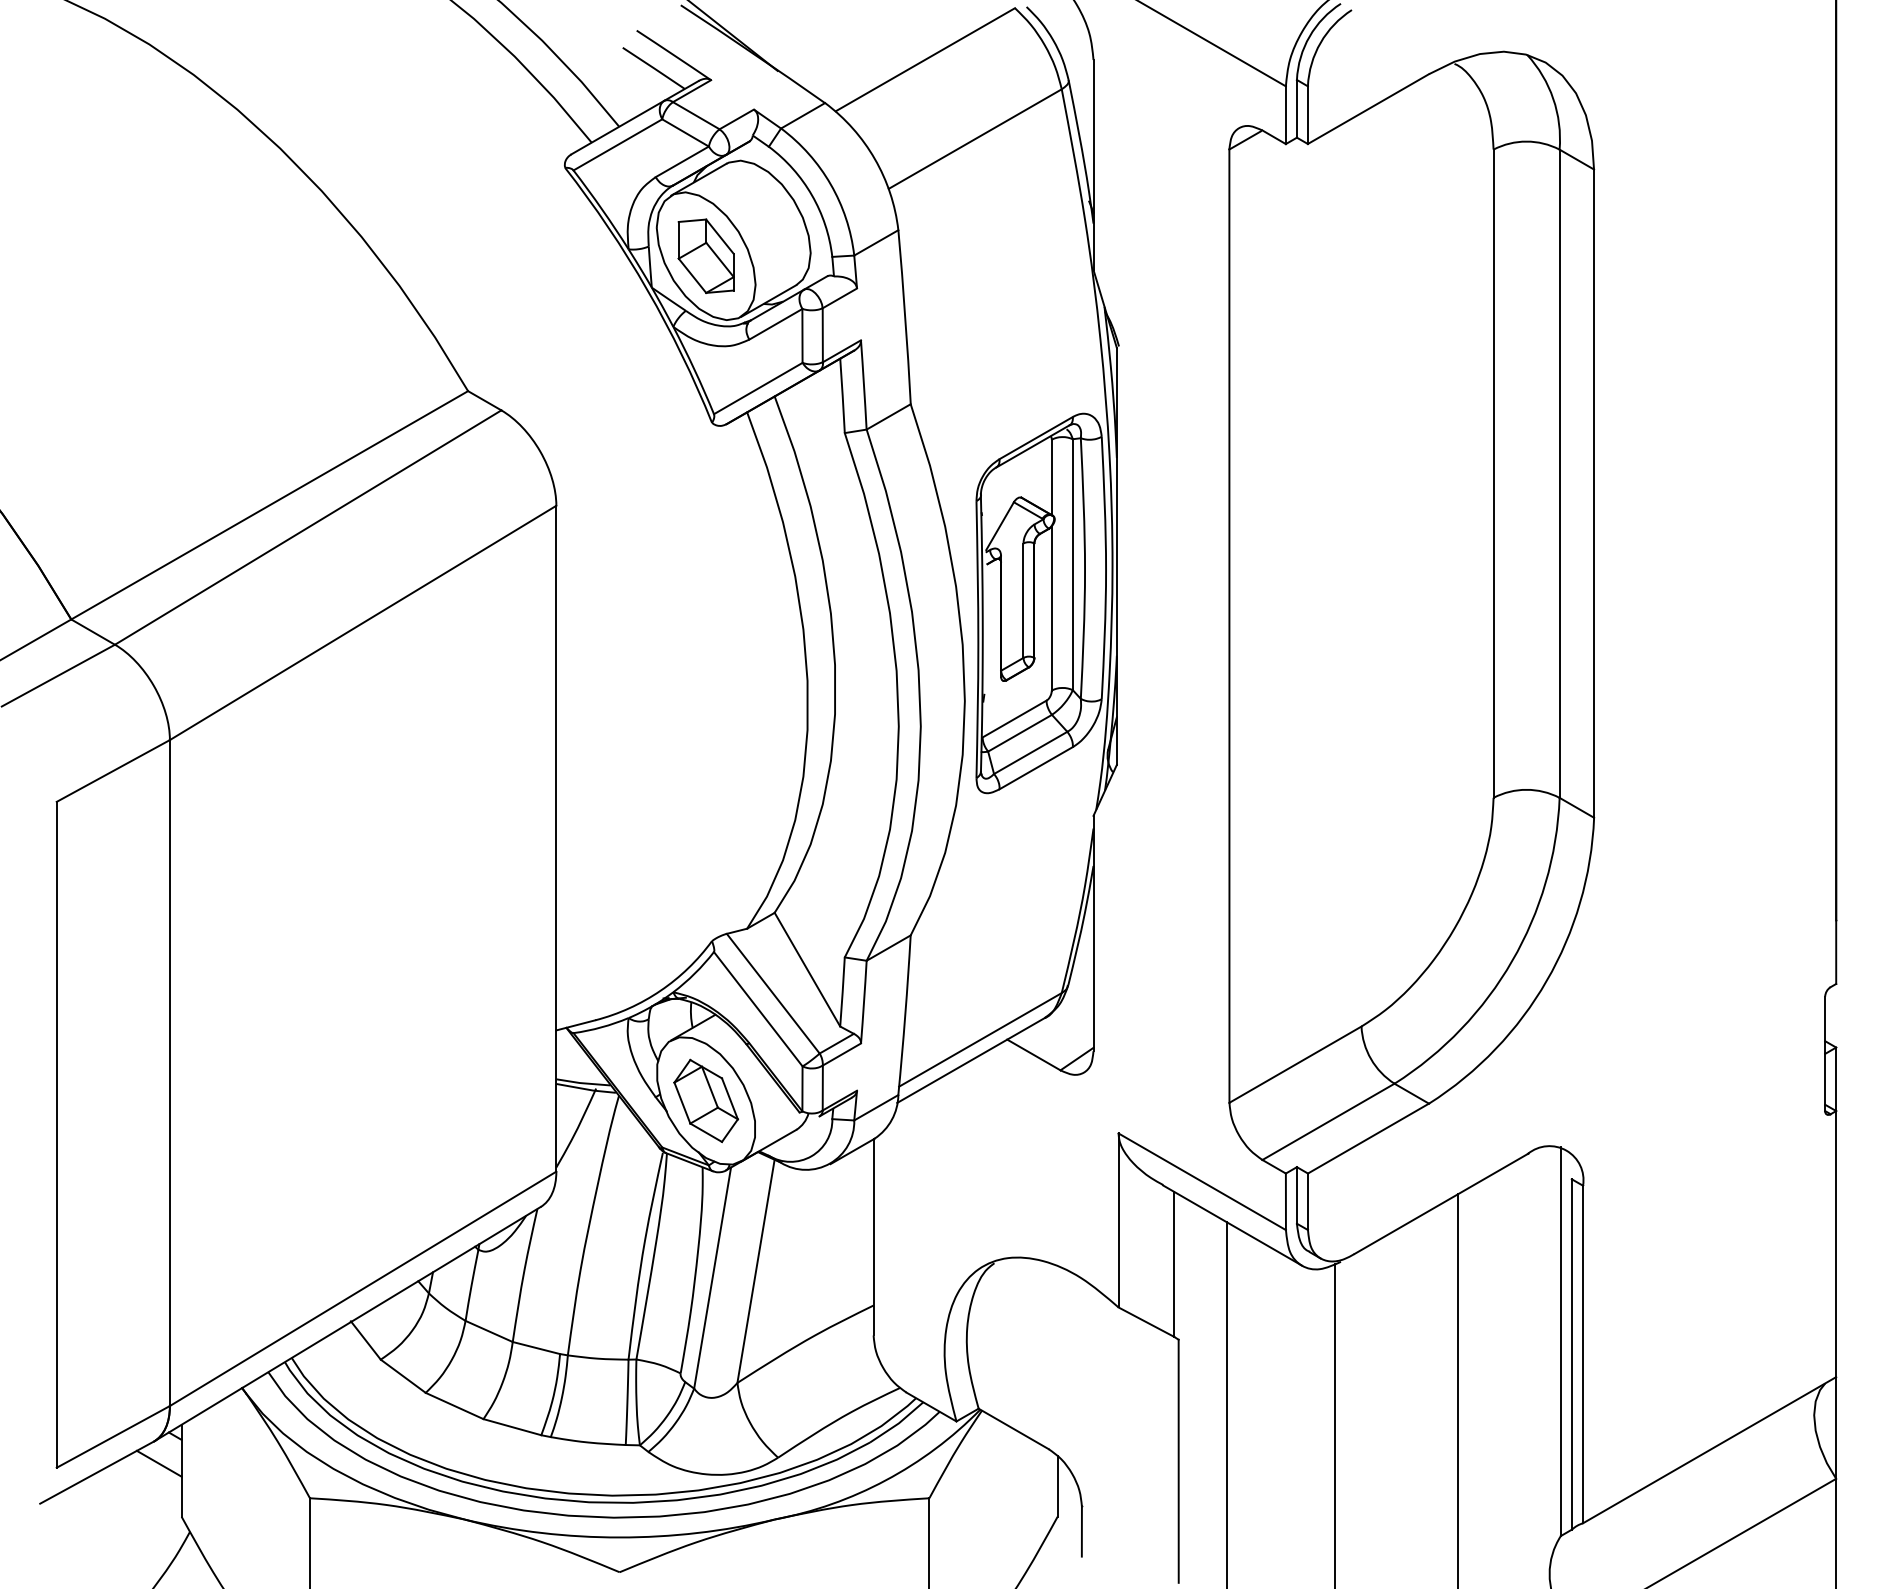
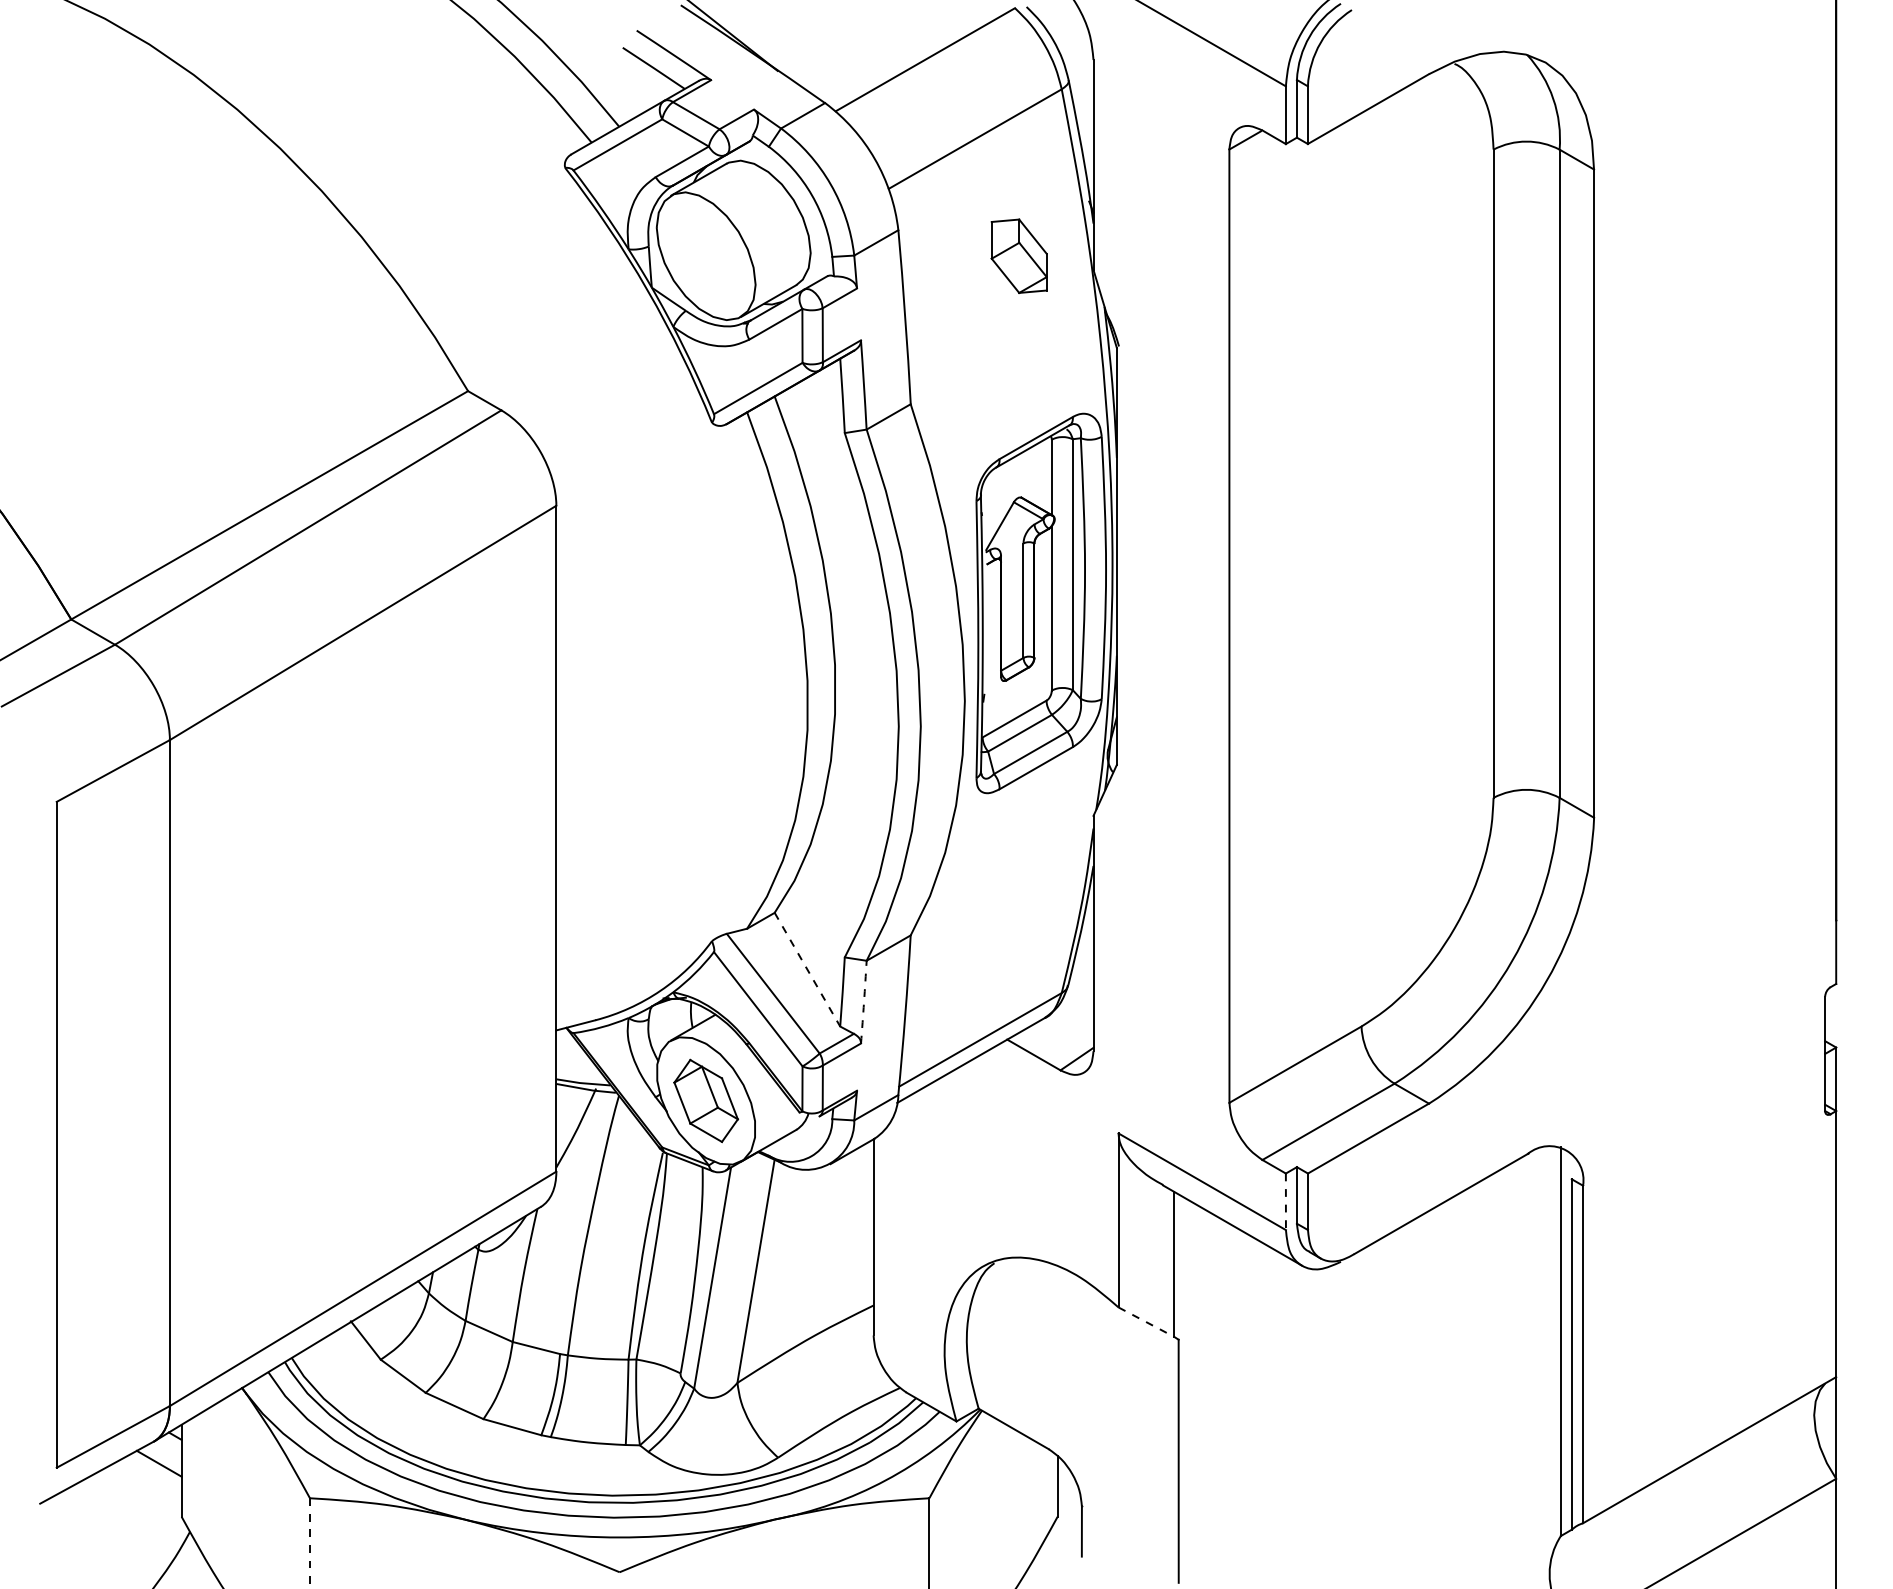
part position: (705, 255) -> (1018, 255) (1018, 255)
line: solid -> dashed (807, 969)
arc: solid -> dashed (864, 1002)
line: solid -> dashed (1285, 1202)
line: solid -> dashed (1146, 1322)
line: present -> none (1457, 1389)
line: present -> none (1226, 1403)
line: present -> none (1335, 1424)
line: solid -> dashed (309, 1544)
